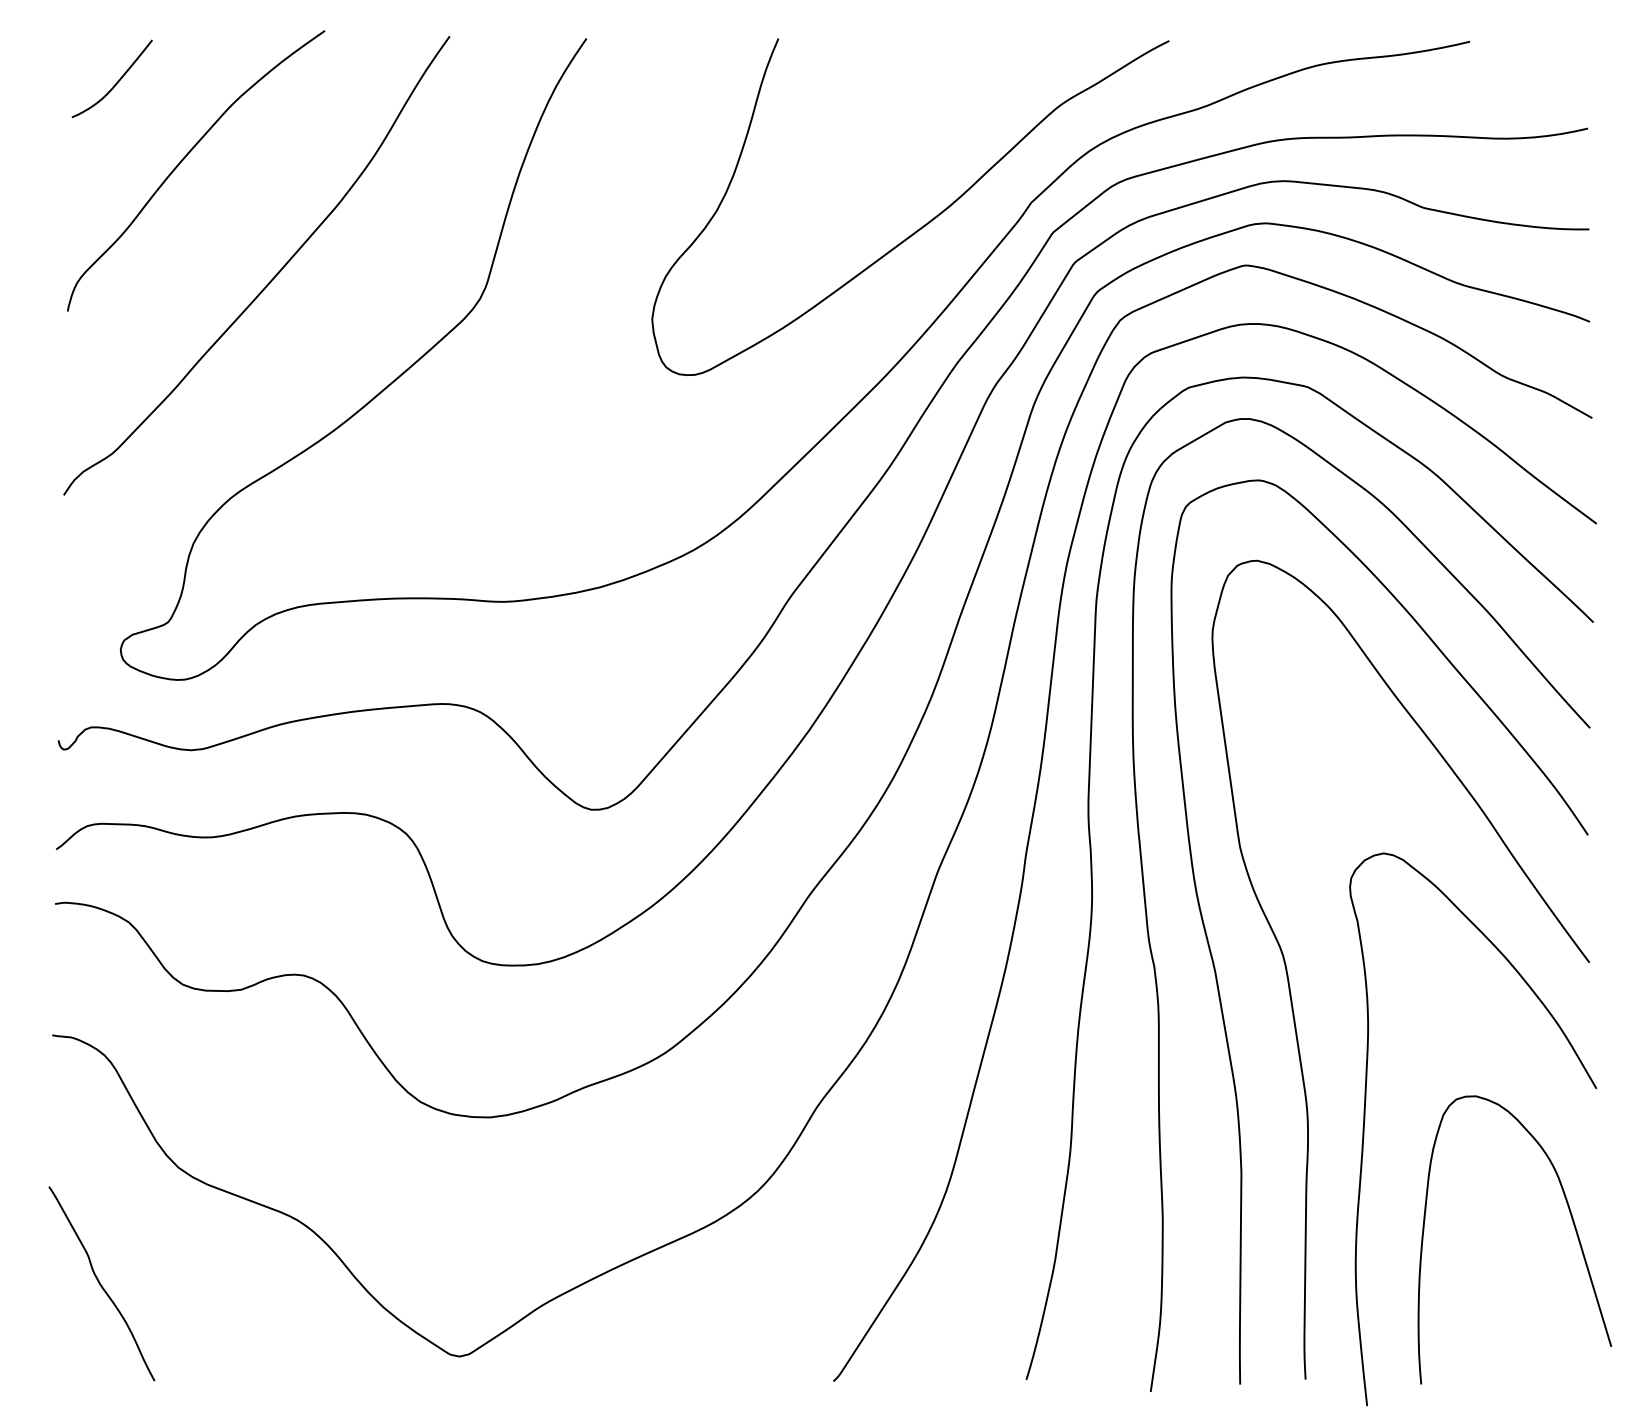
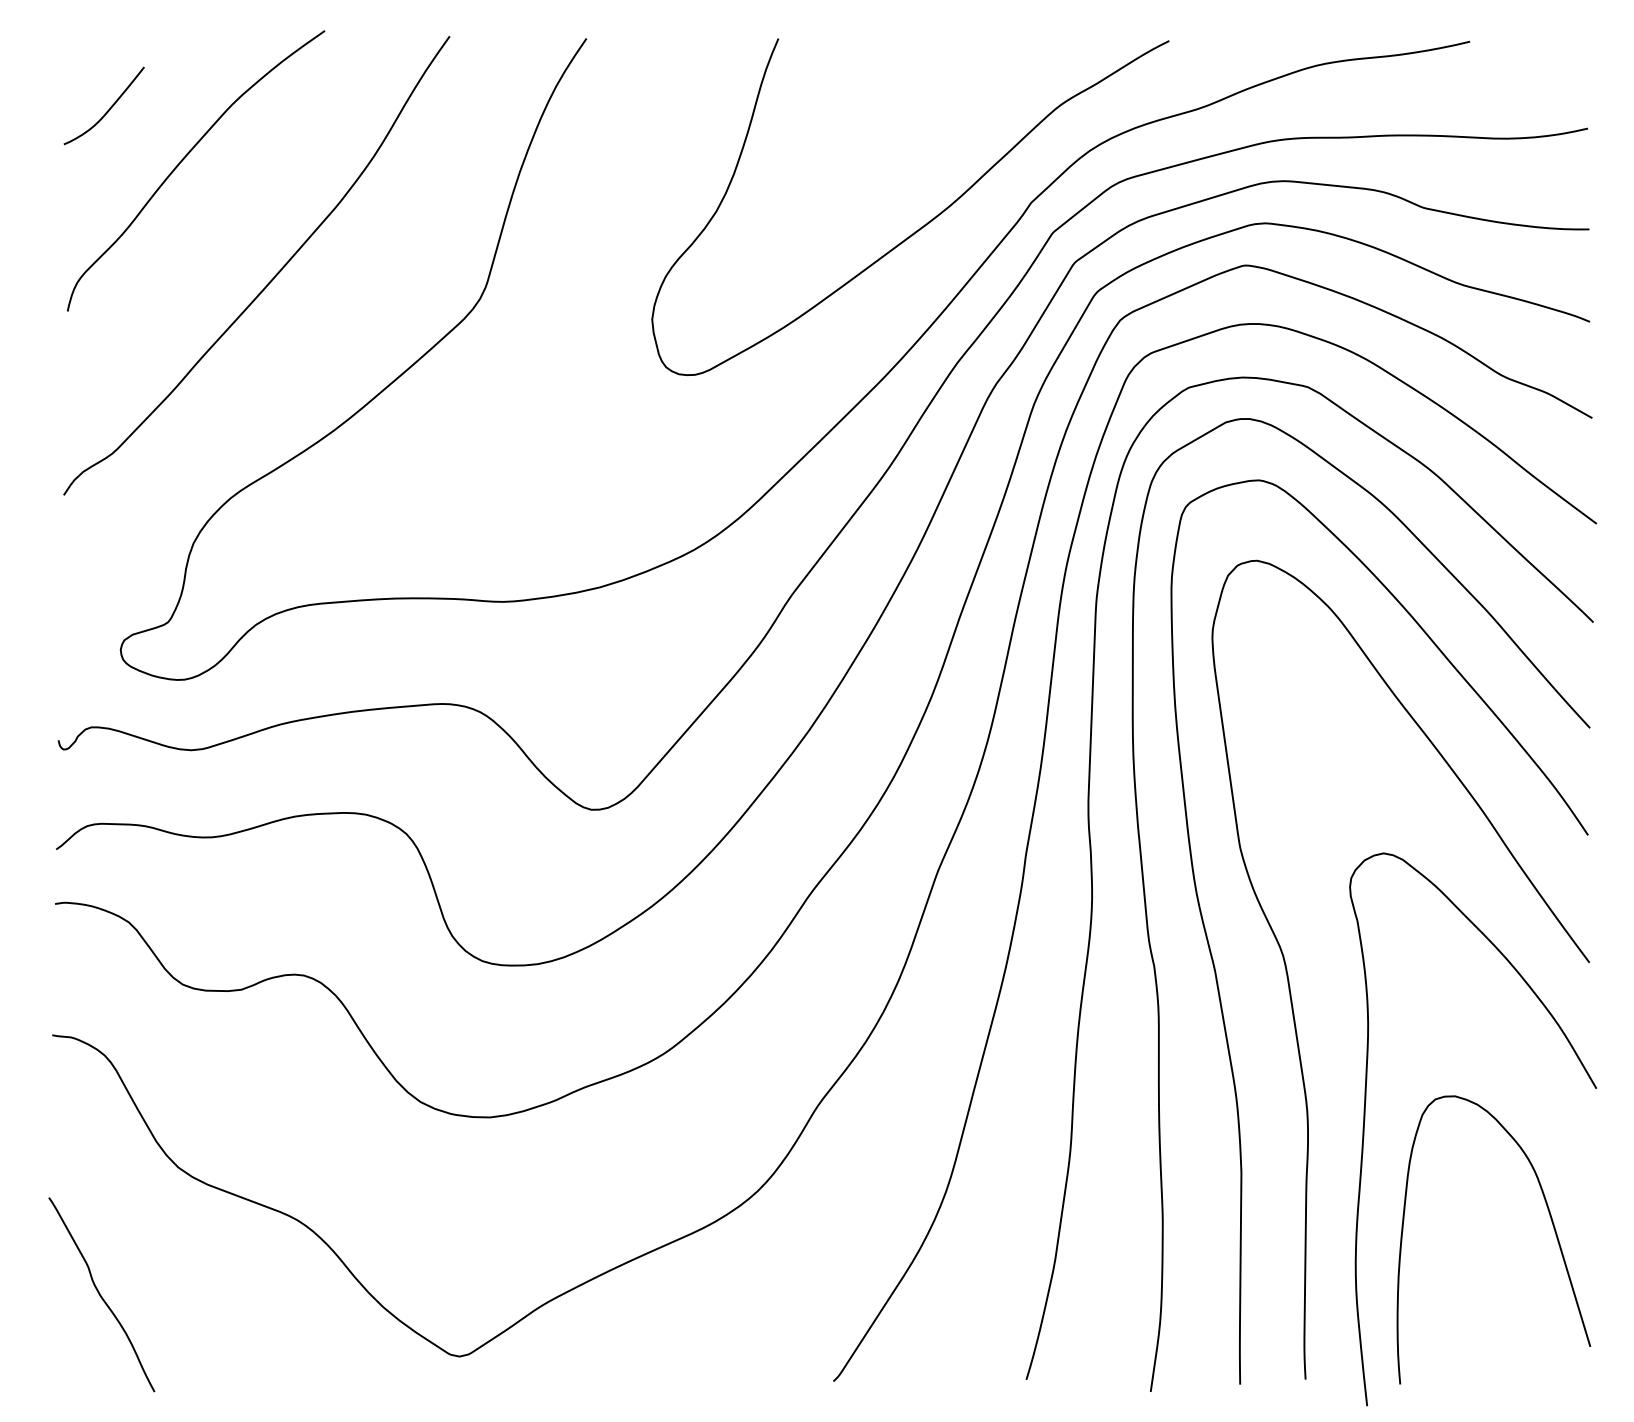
curve position: (116, 82) -> (108, 109) (108, 109)
curve position: (1571, 1219) -> (1550, 1219) (1550, 1219)
curve position: (100, 1283) -> (100, 1294) (100, 1294)
